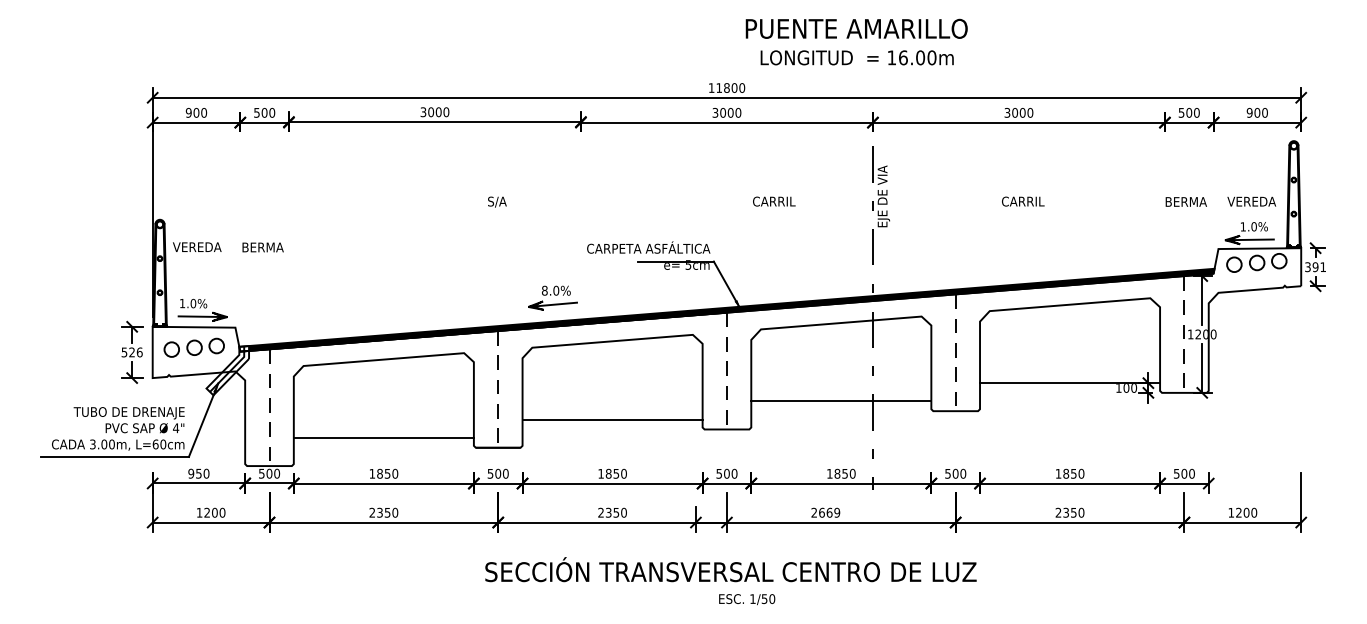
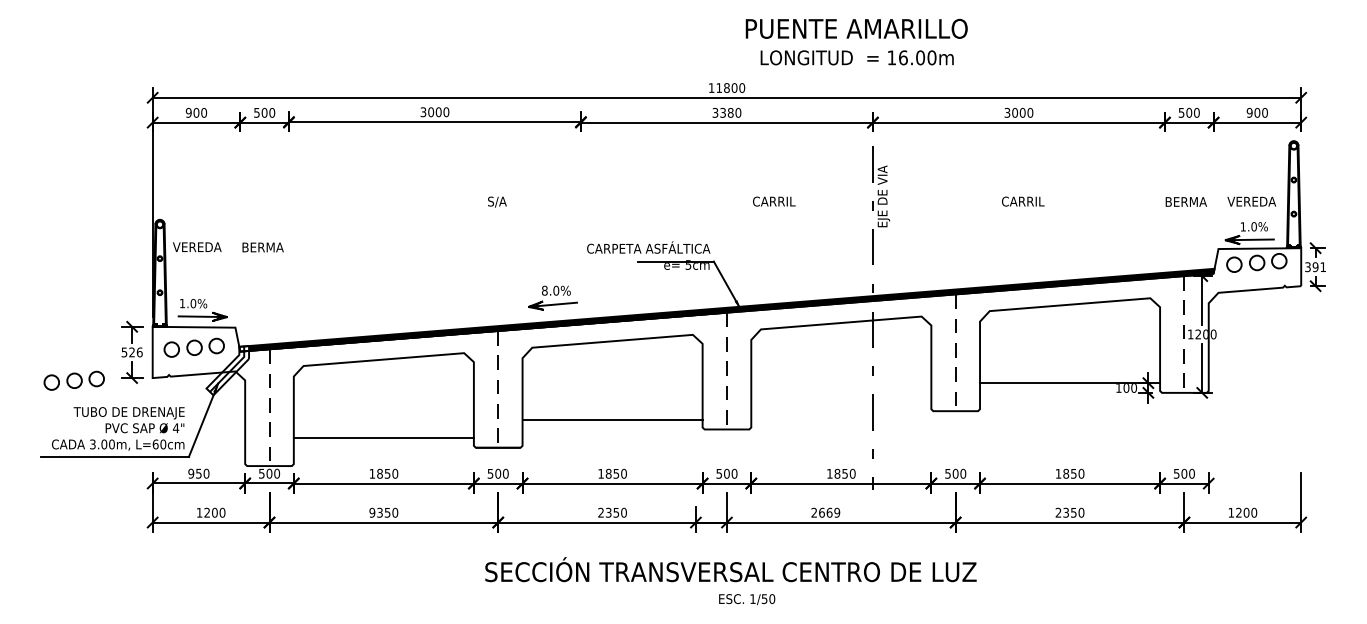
text: 3000 -> 3380 (726, 112)
part: none -> present (73, 380)
line: present -> none (841, 401)
text: 2350 -> 9350 (372, 512)
